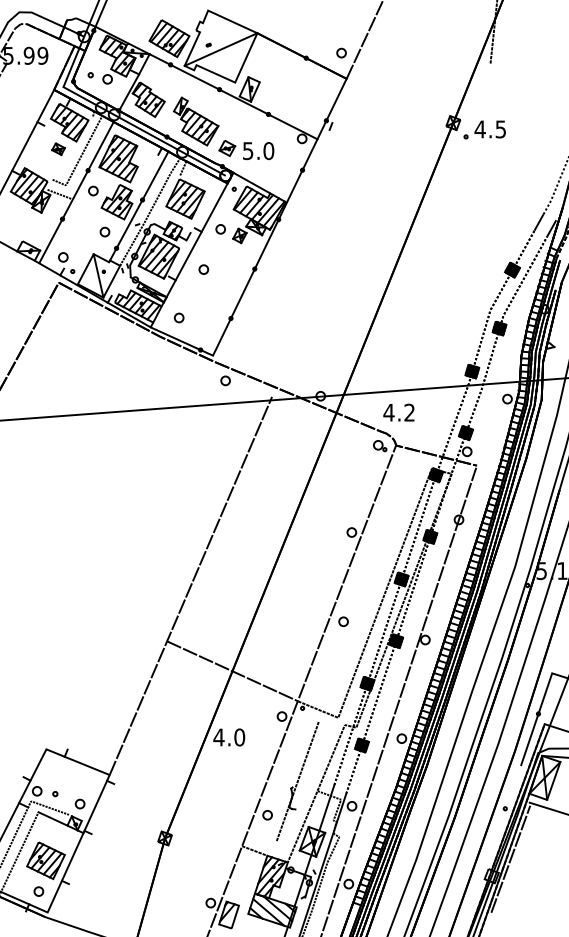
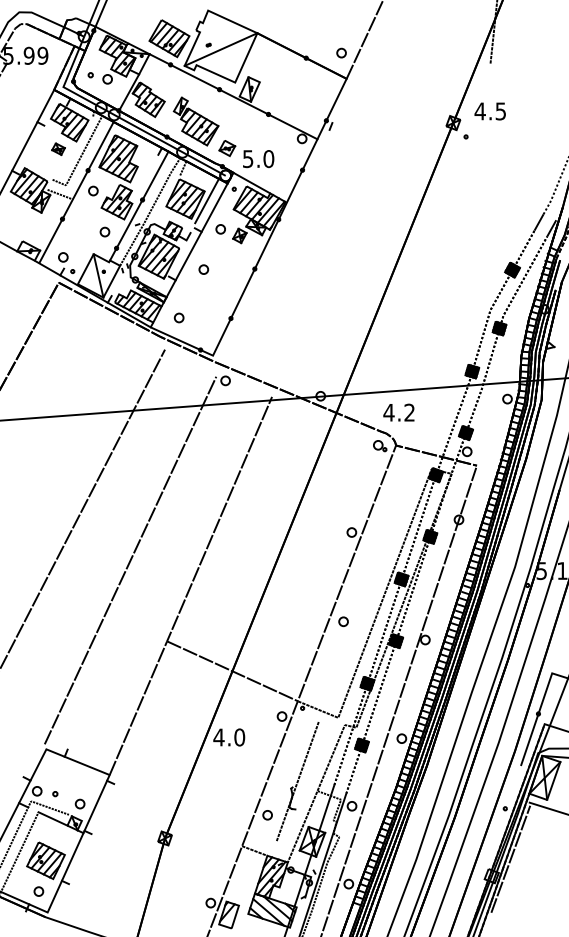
text position: (489, 129) -> (489, 111) (489, 111)
text position: (258, 151) -> (258, 159) (258, 159)
line: none -> present (207, 200)
line: none -> present (83, 506)
line: none -> present (130, 560)
